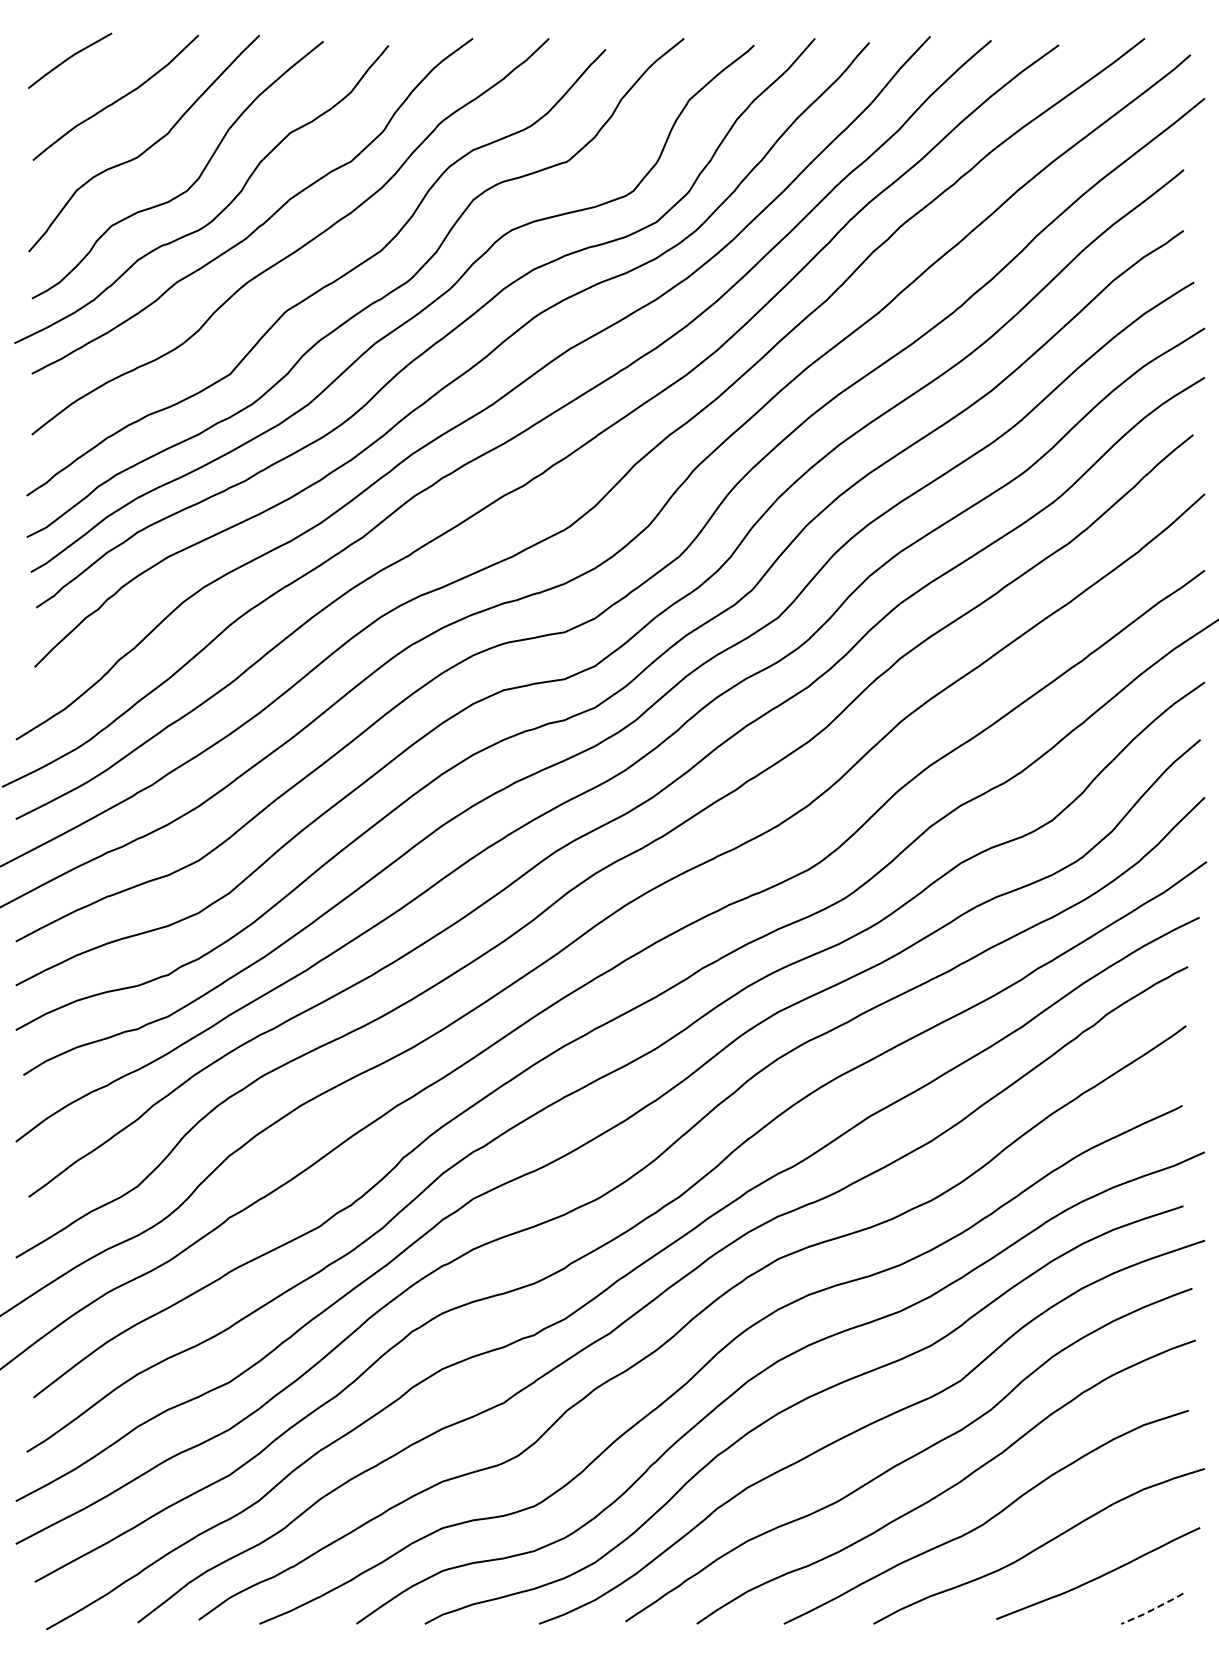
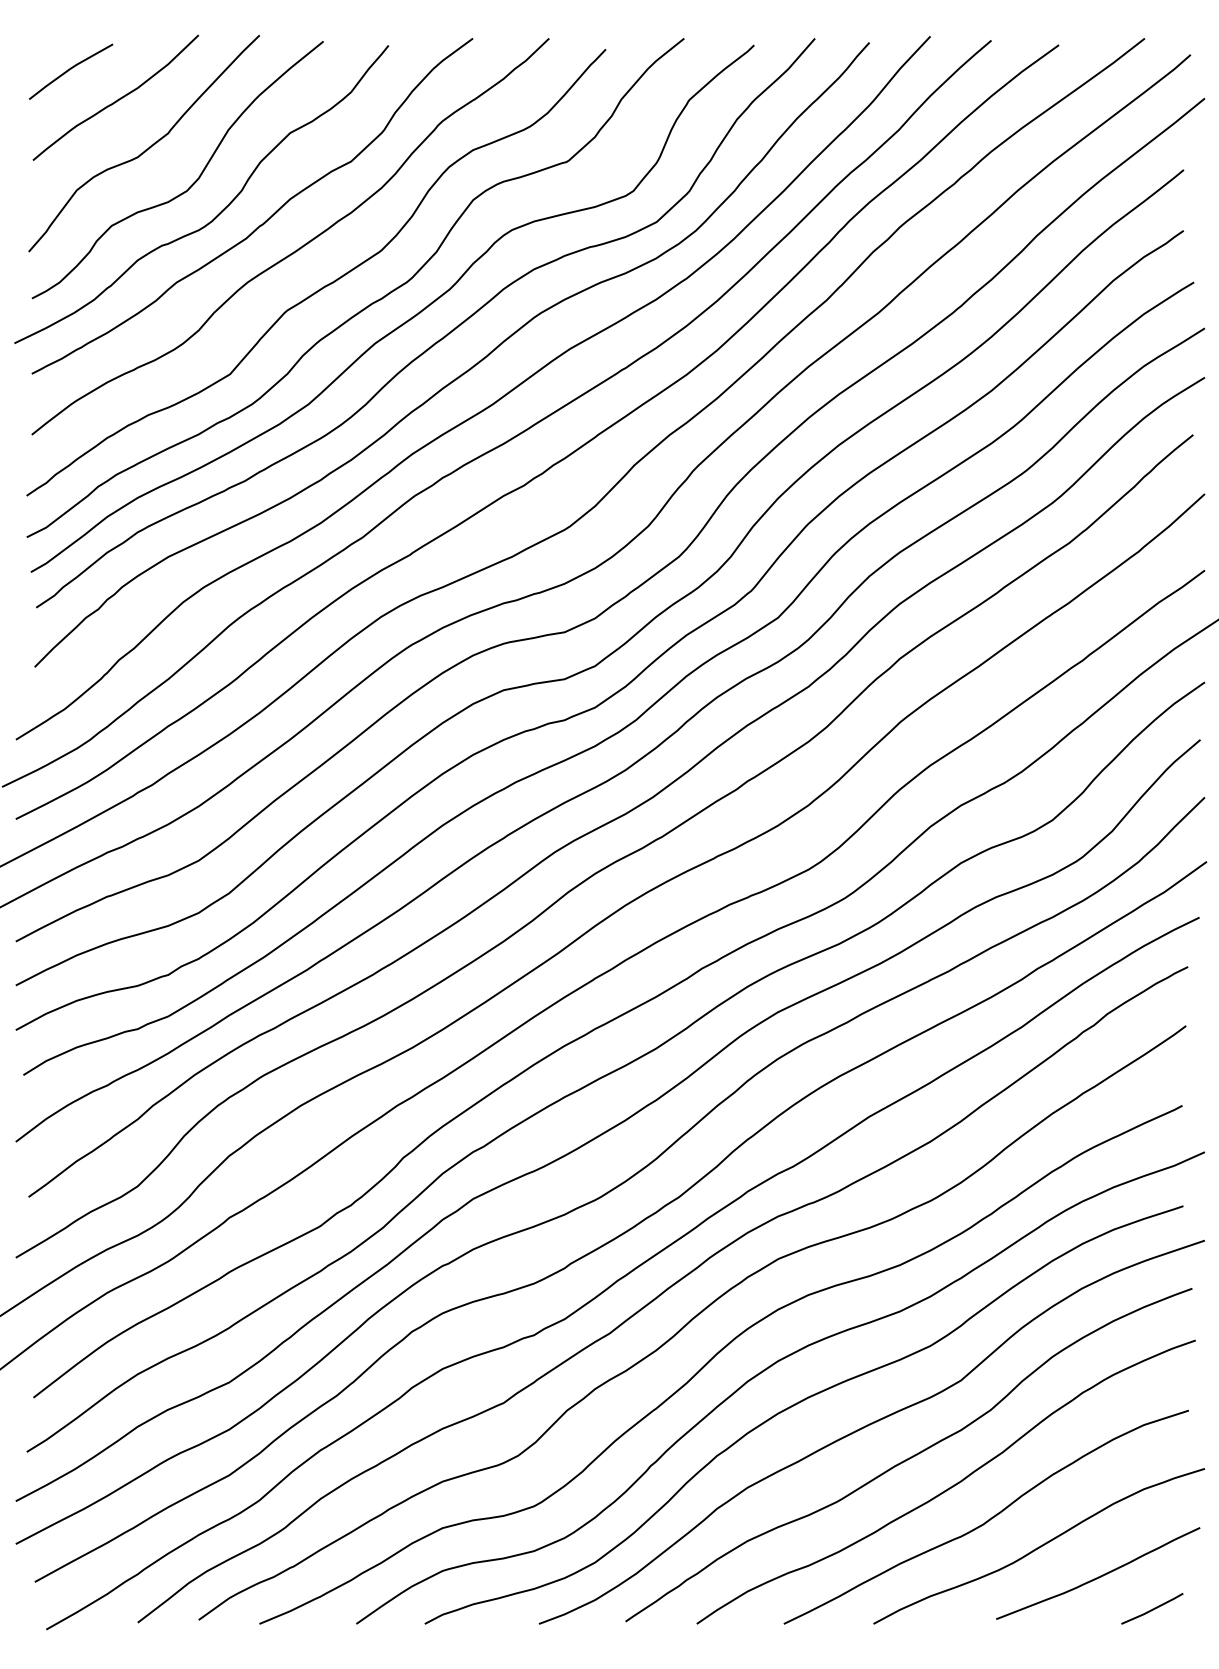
line position: (68, 59) -> (69, 70) (69, 70)
line: dashed -> solid (1152, 1609)
